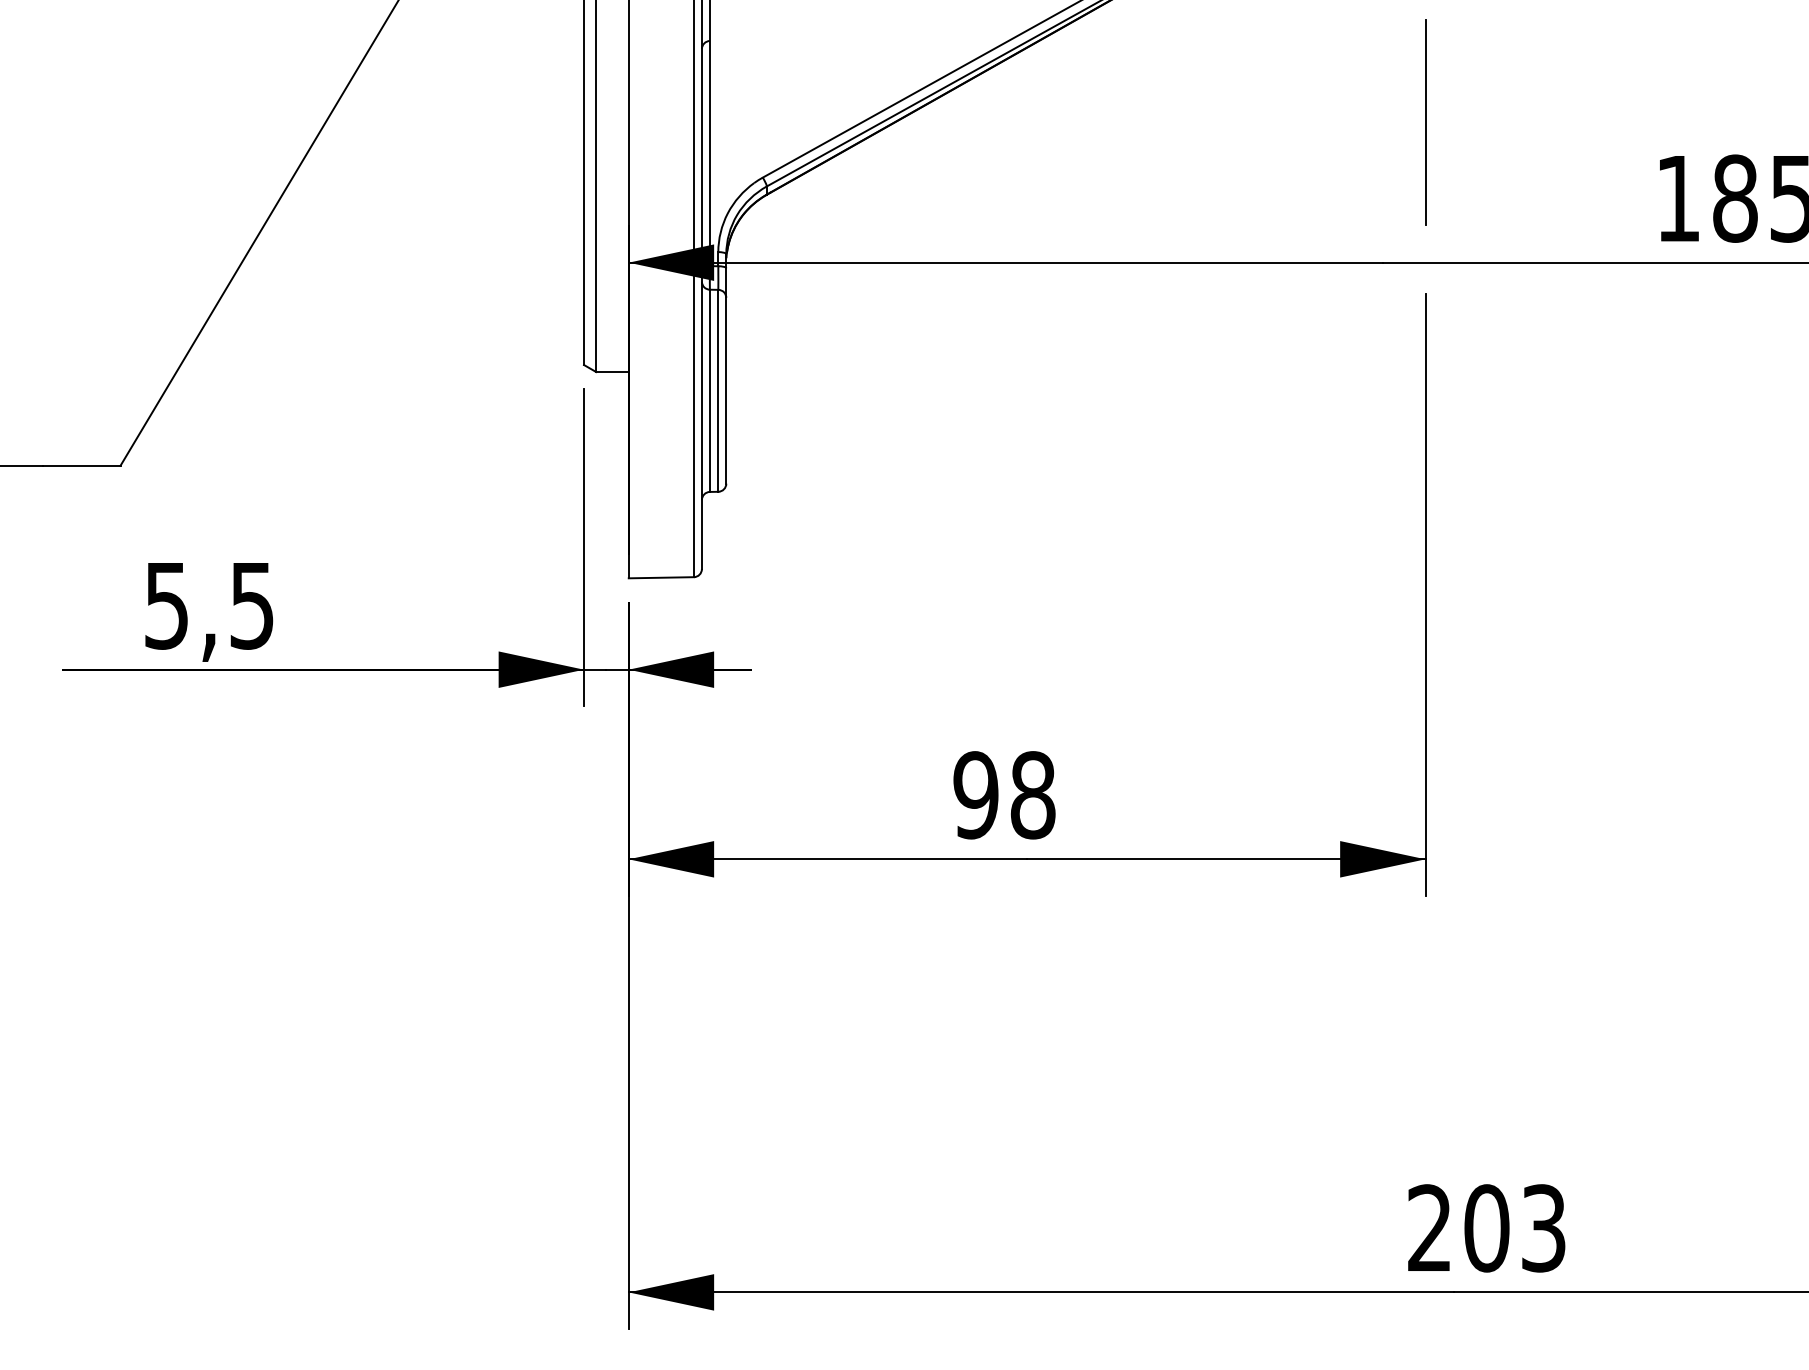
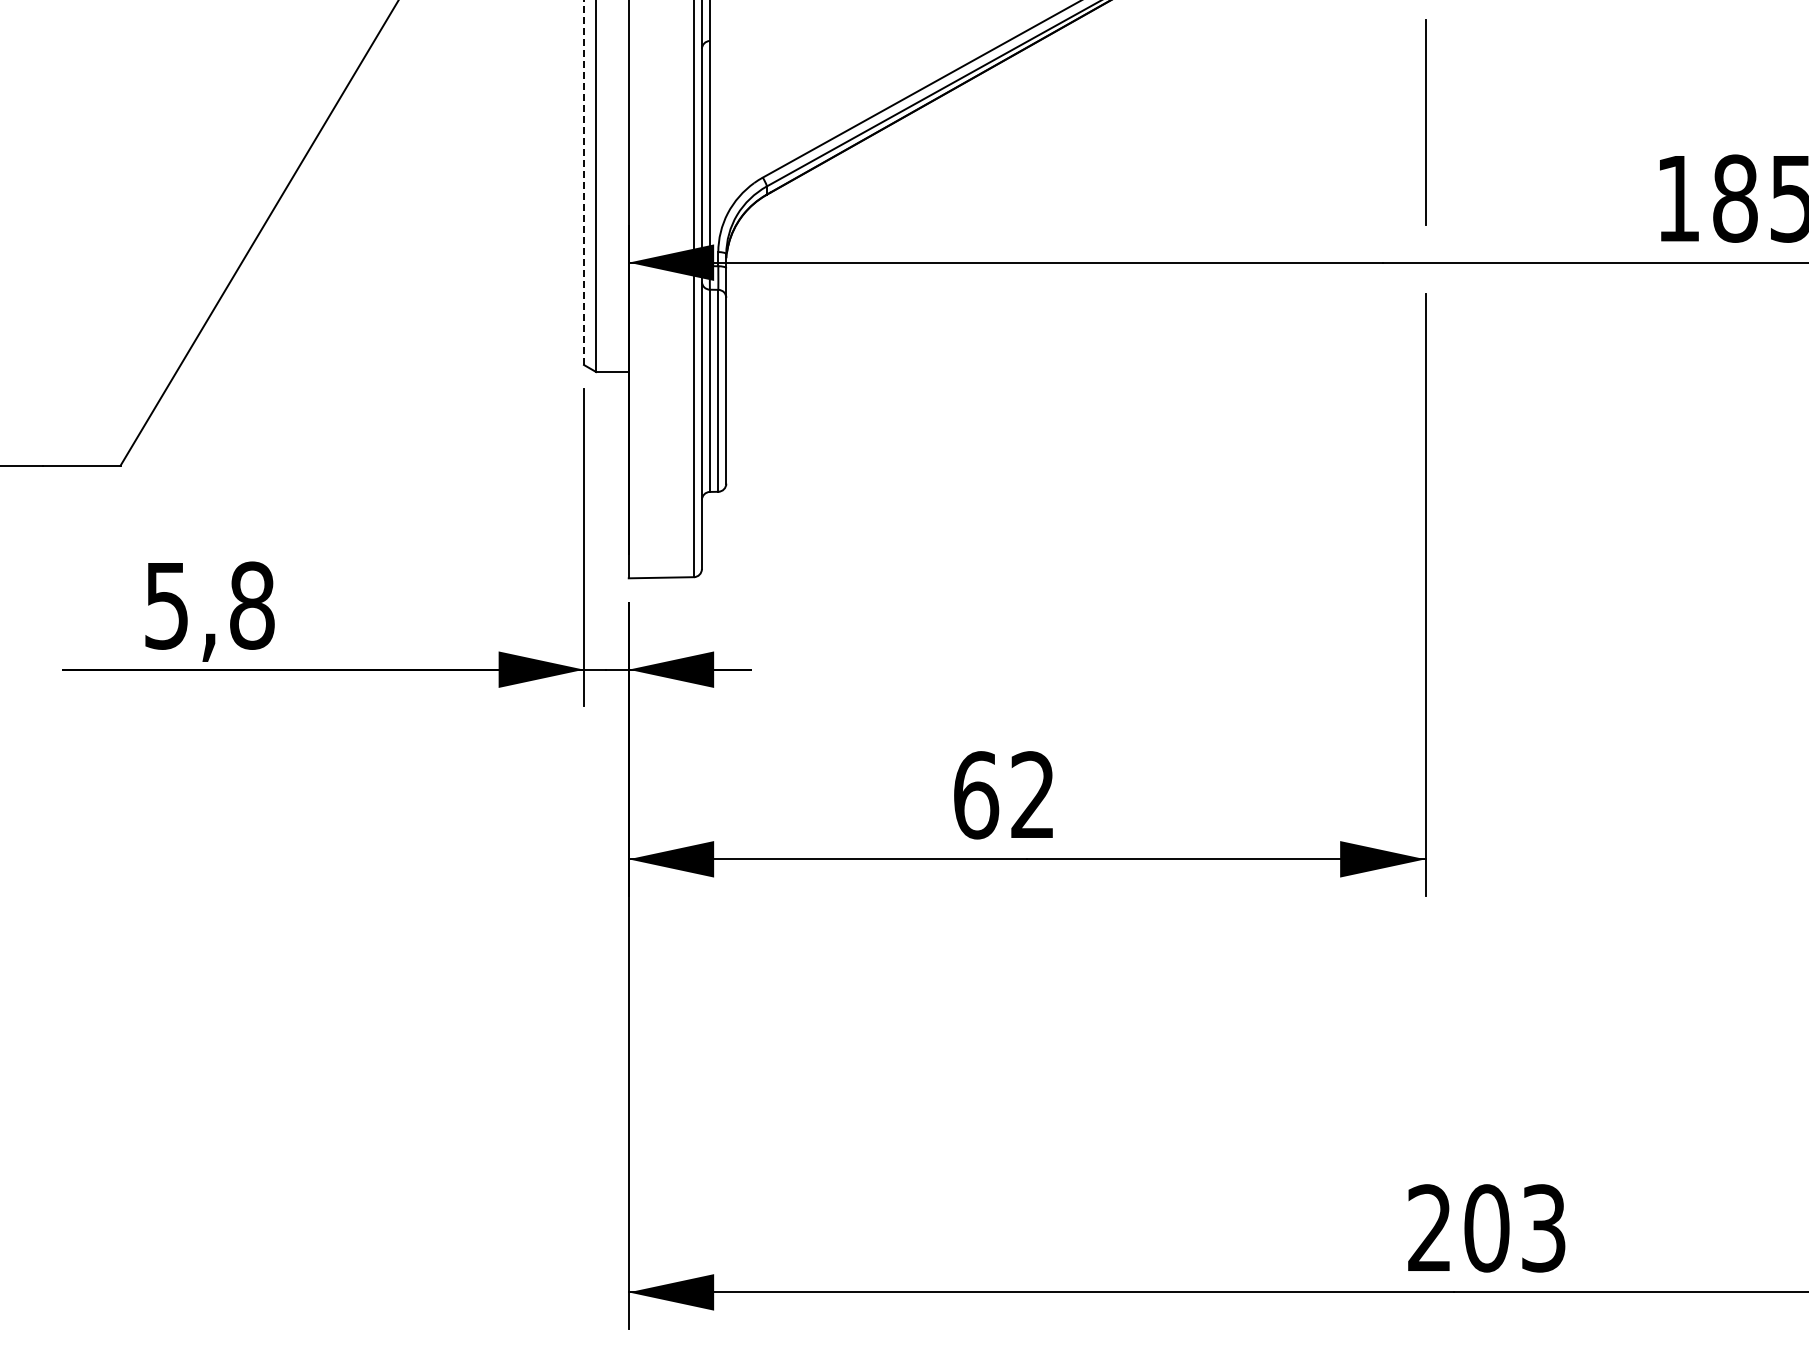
line: solid -> dashed (584, 182)
text: 5,5 -> 5,8 (252, 605)
text: 98 -> 62 (1004, 795)
